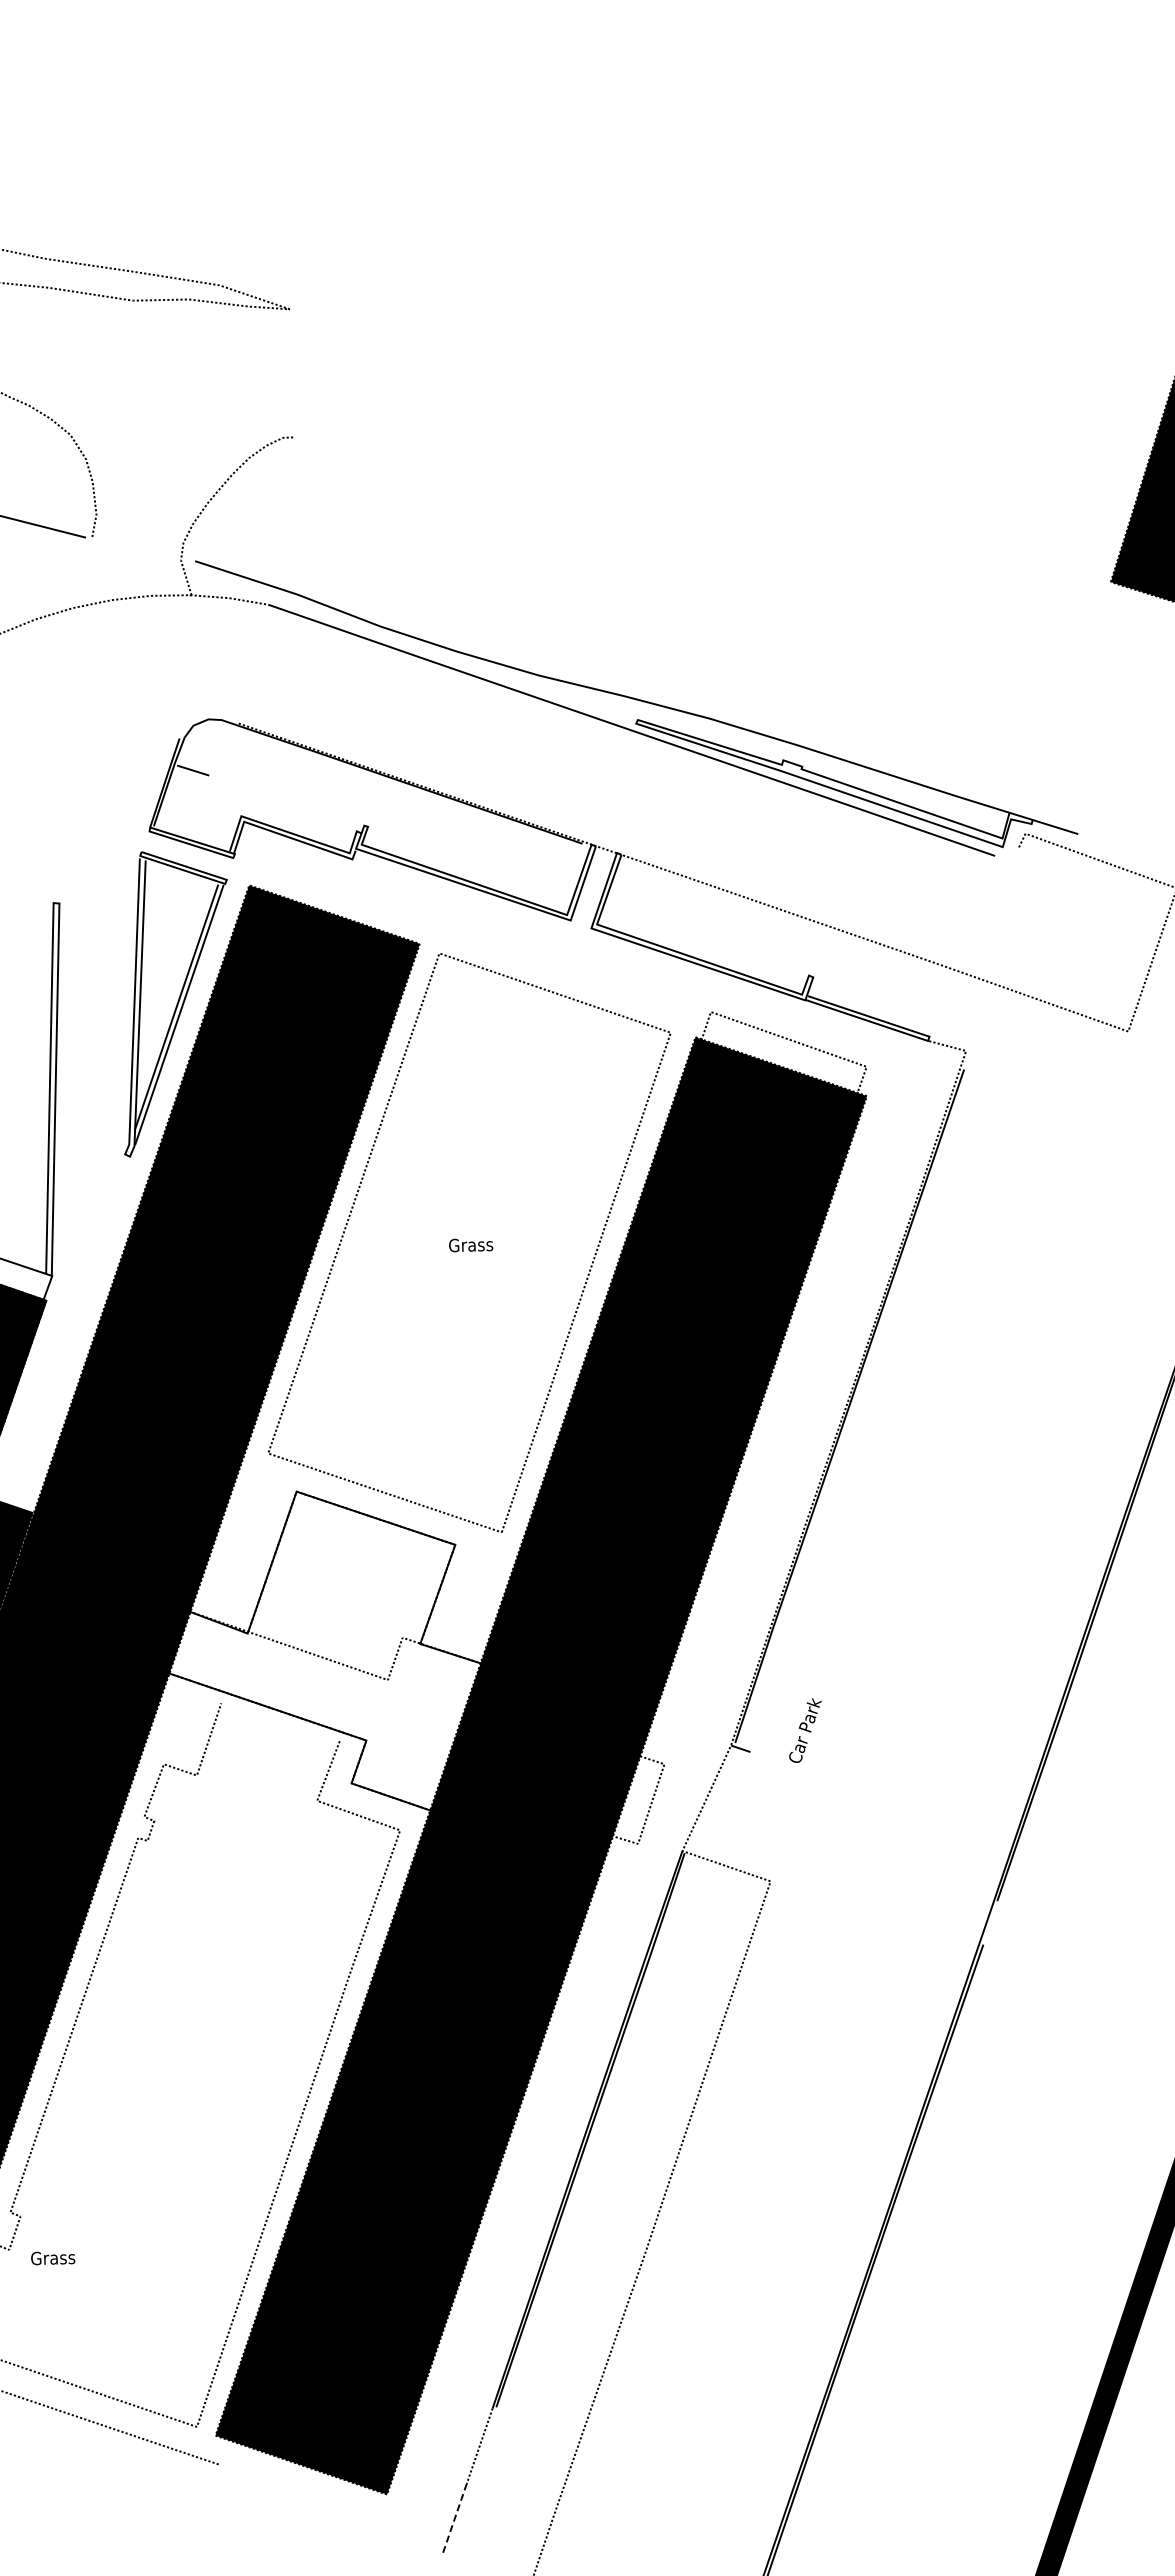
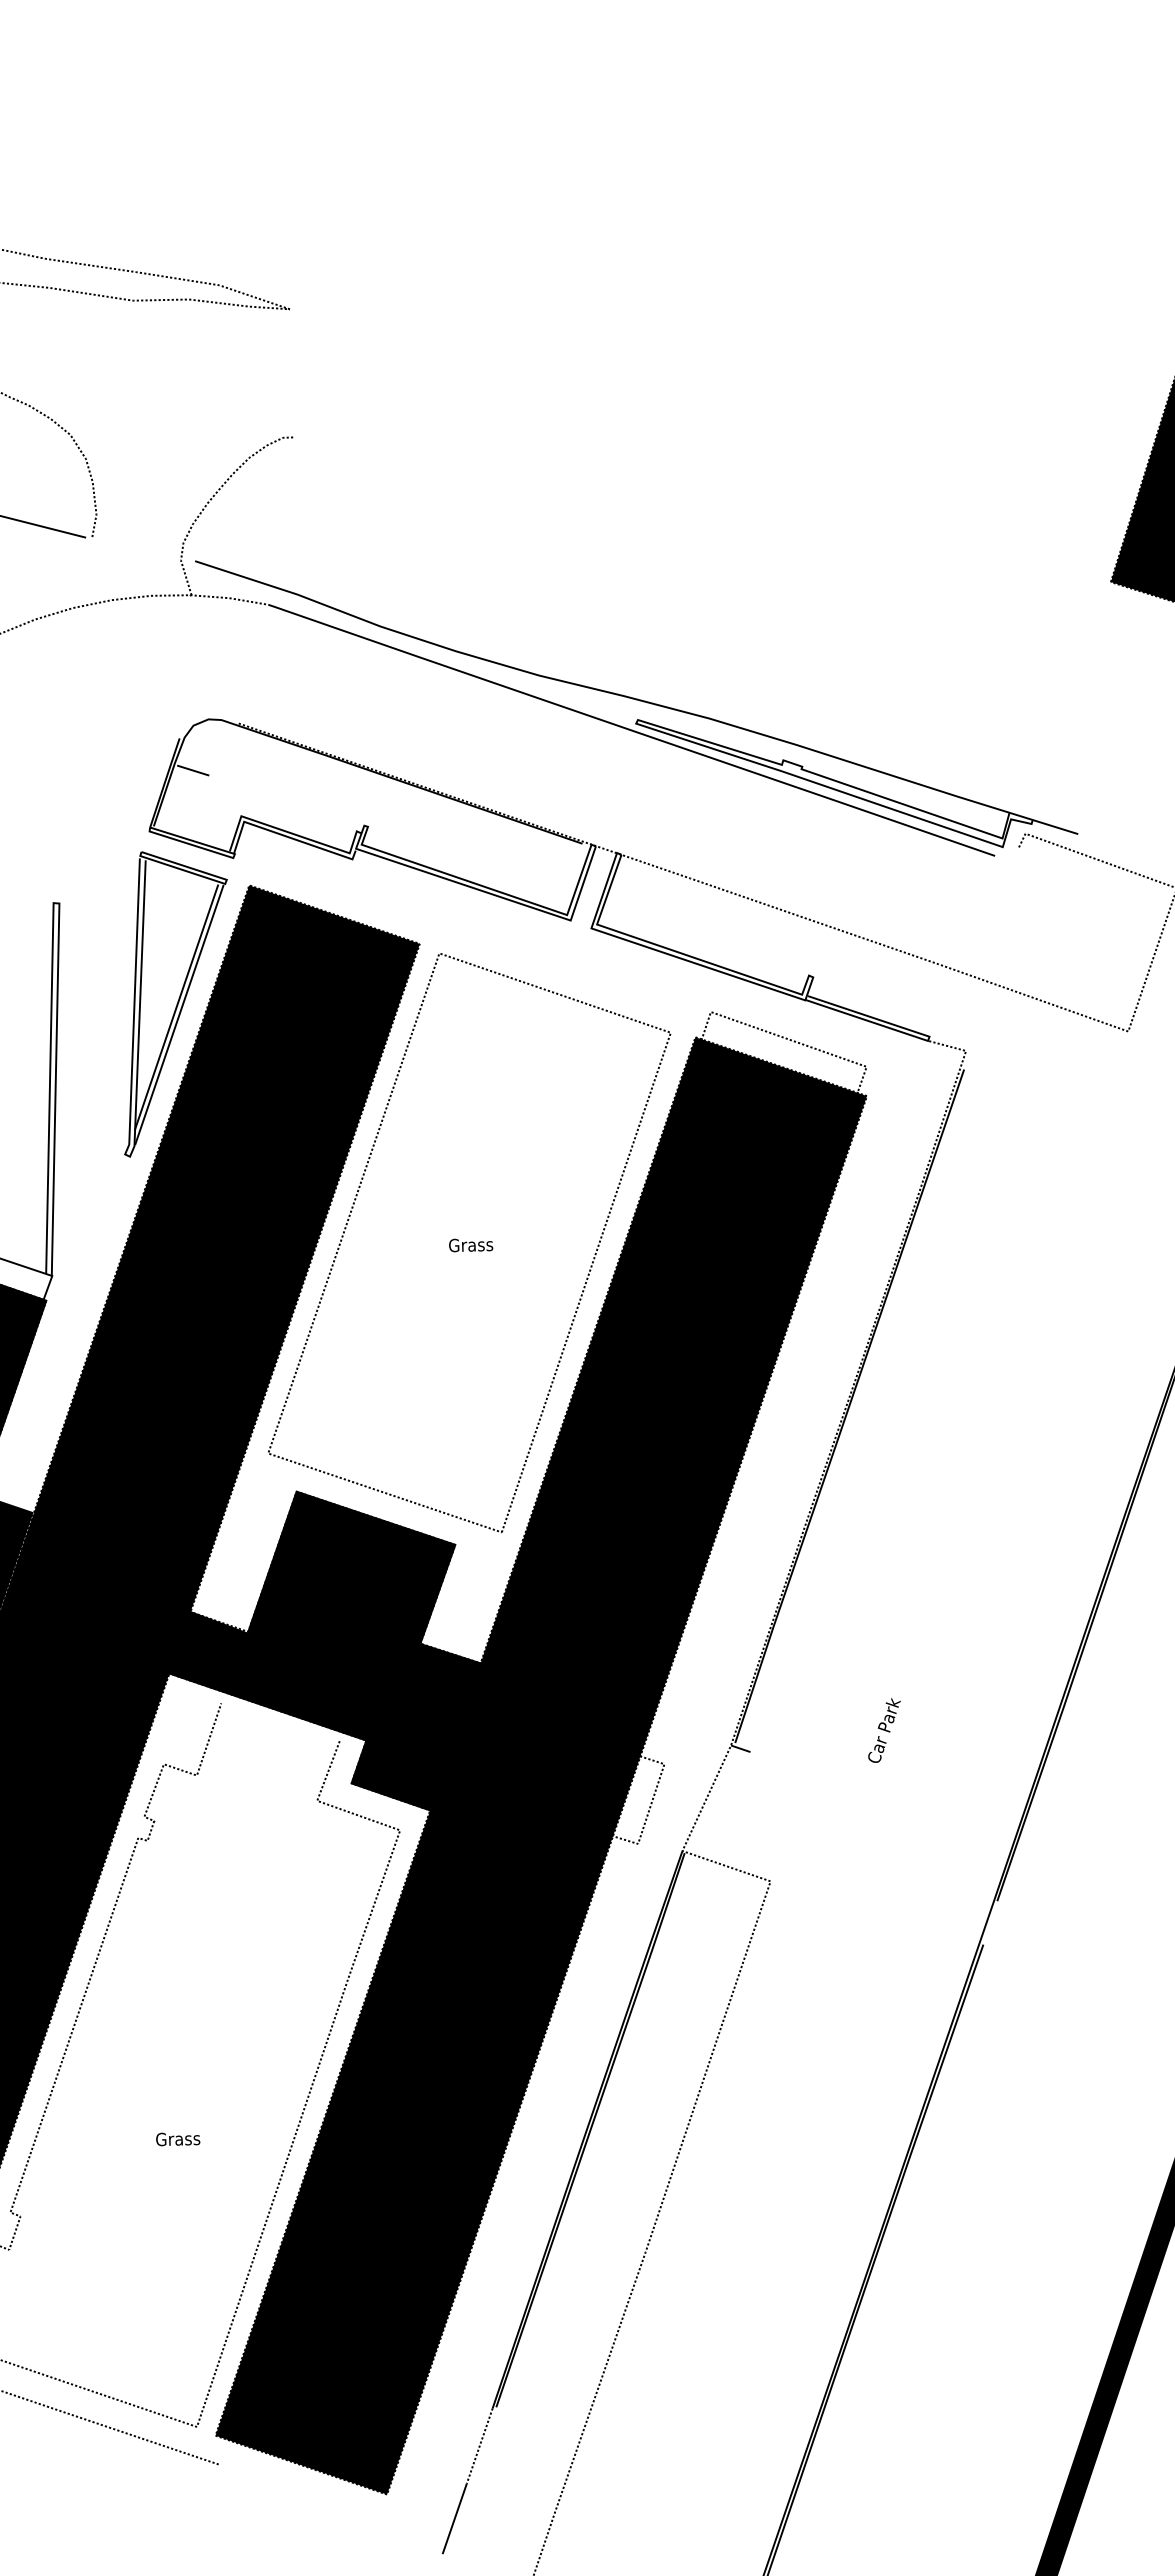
fill: none -> present (325, 1651)
text position: (805, 1730) -> (884, 1730) (884, 1730)
text position: (53, 2258) -> (178, 2139) (178, 2139)
line: dashed -> solid (454, 2519)
